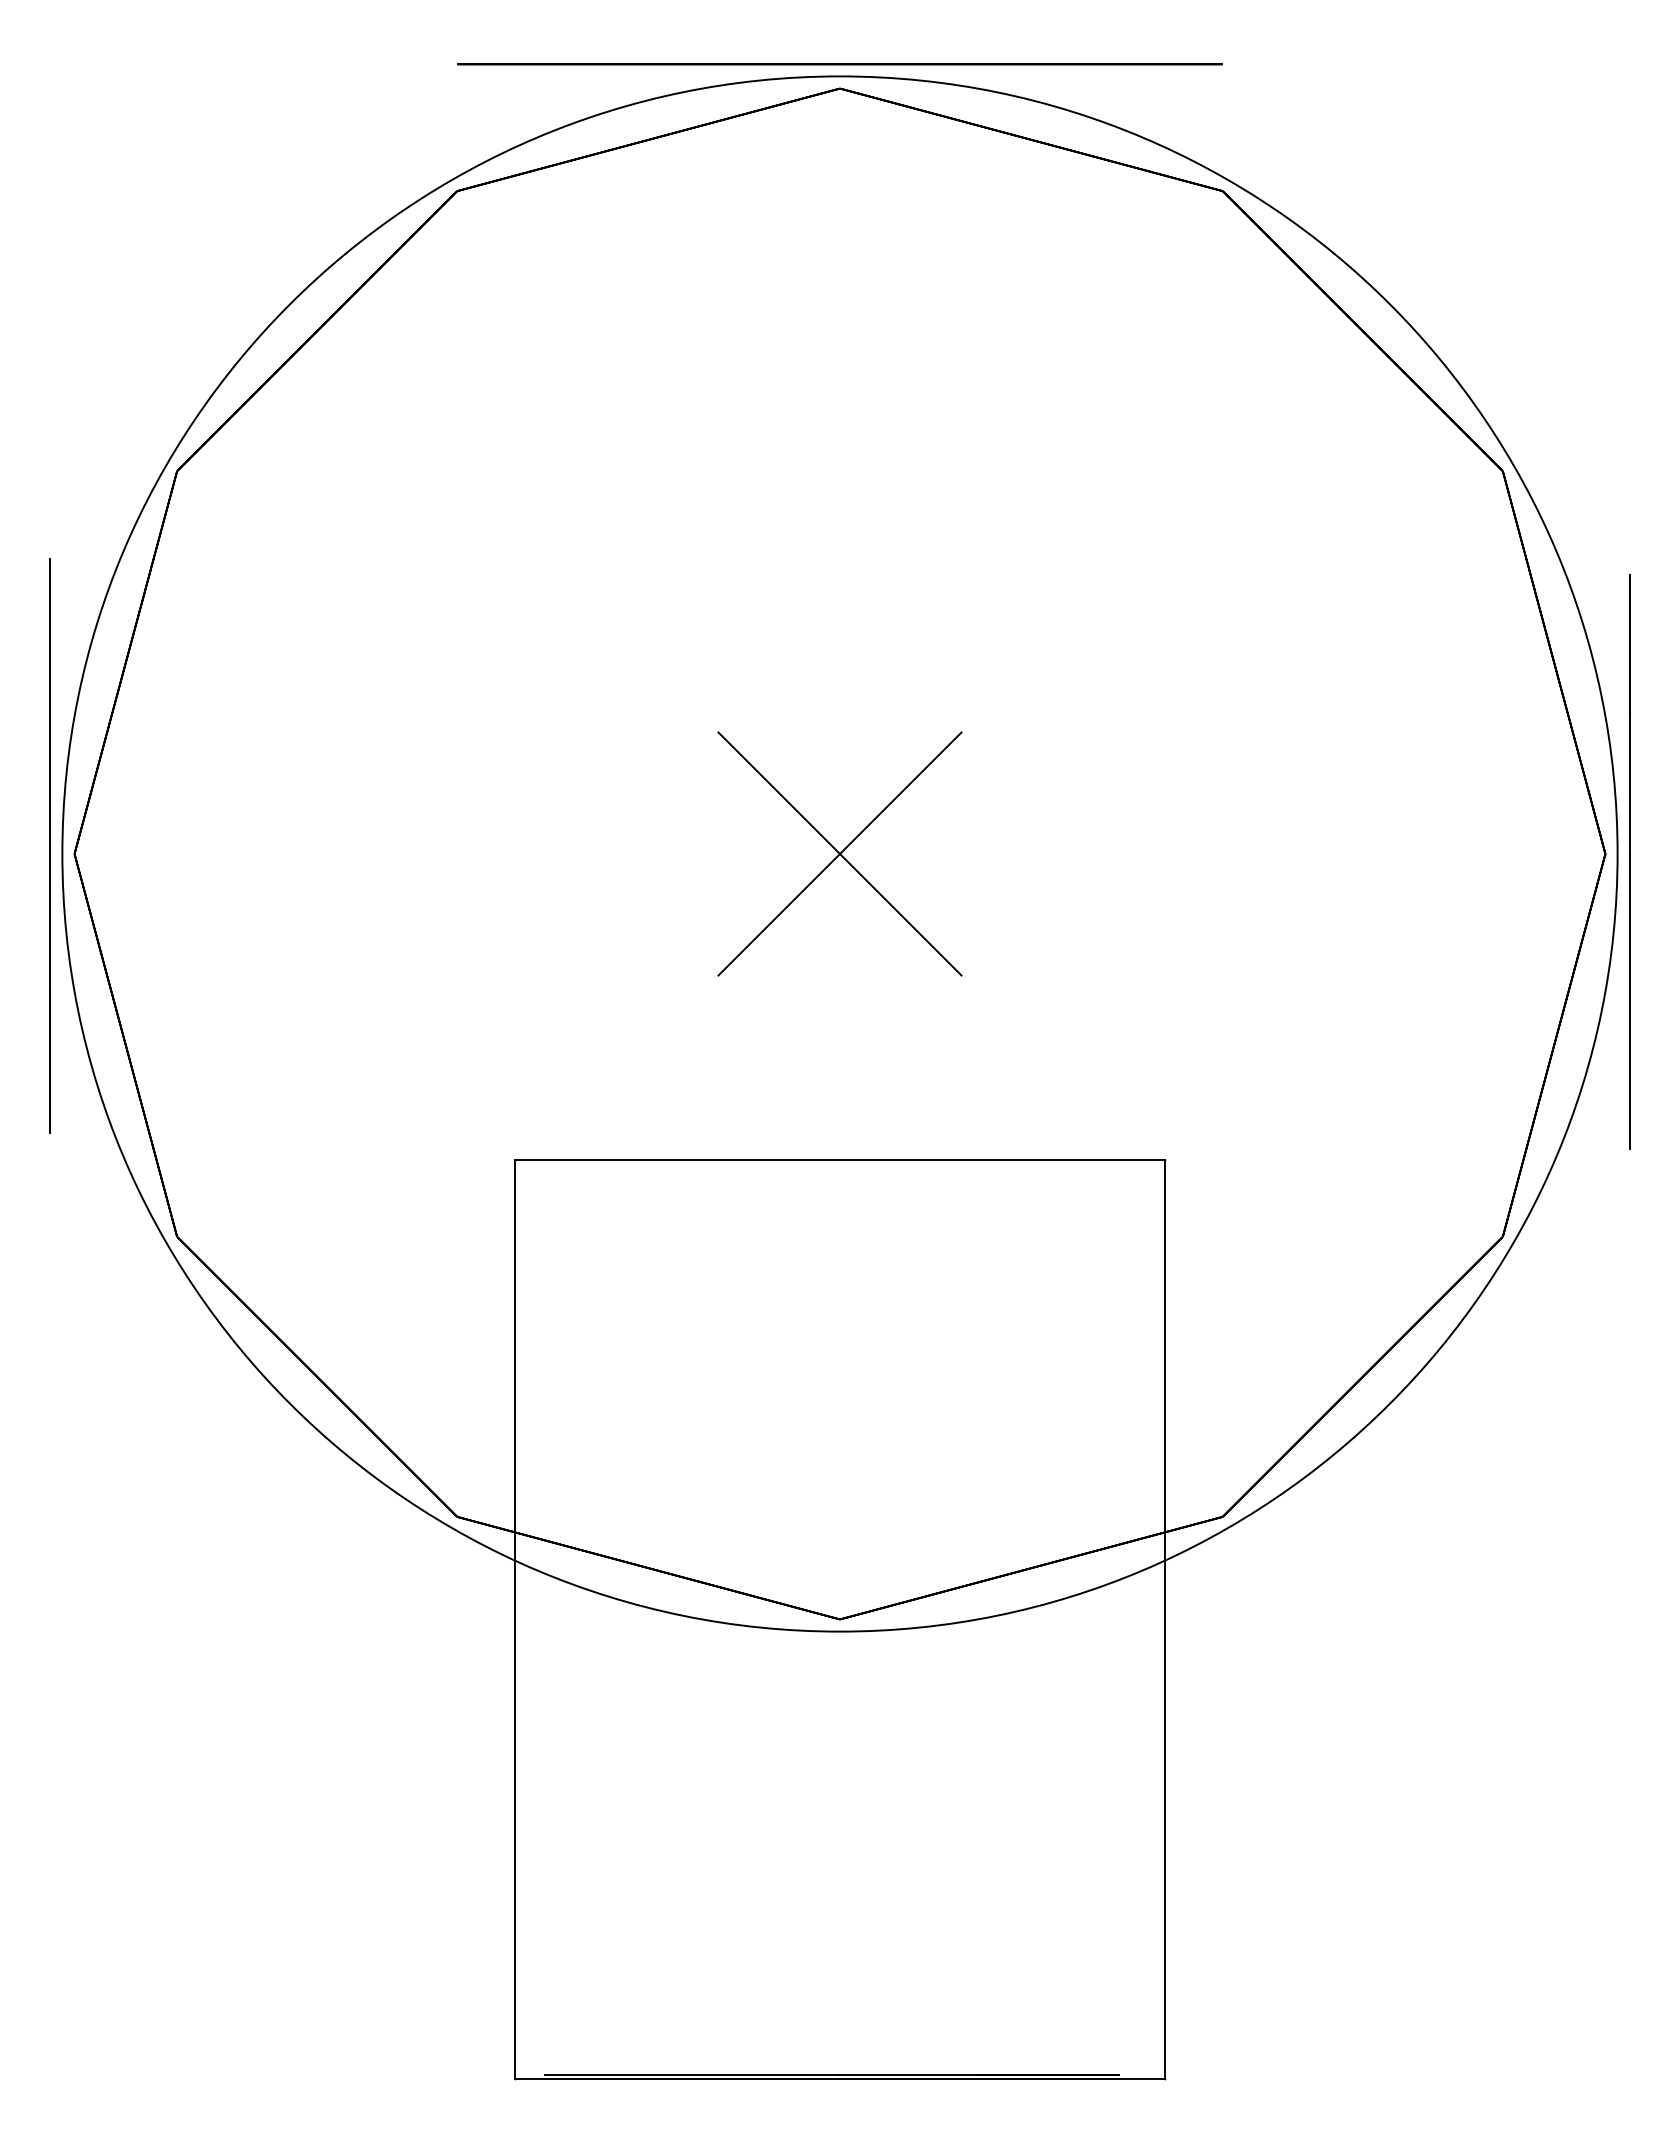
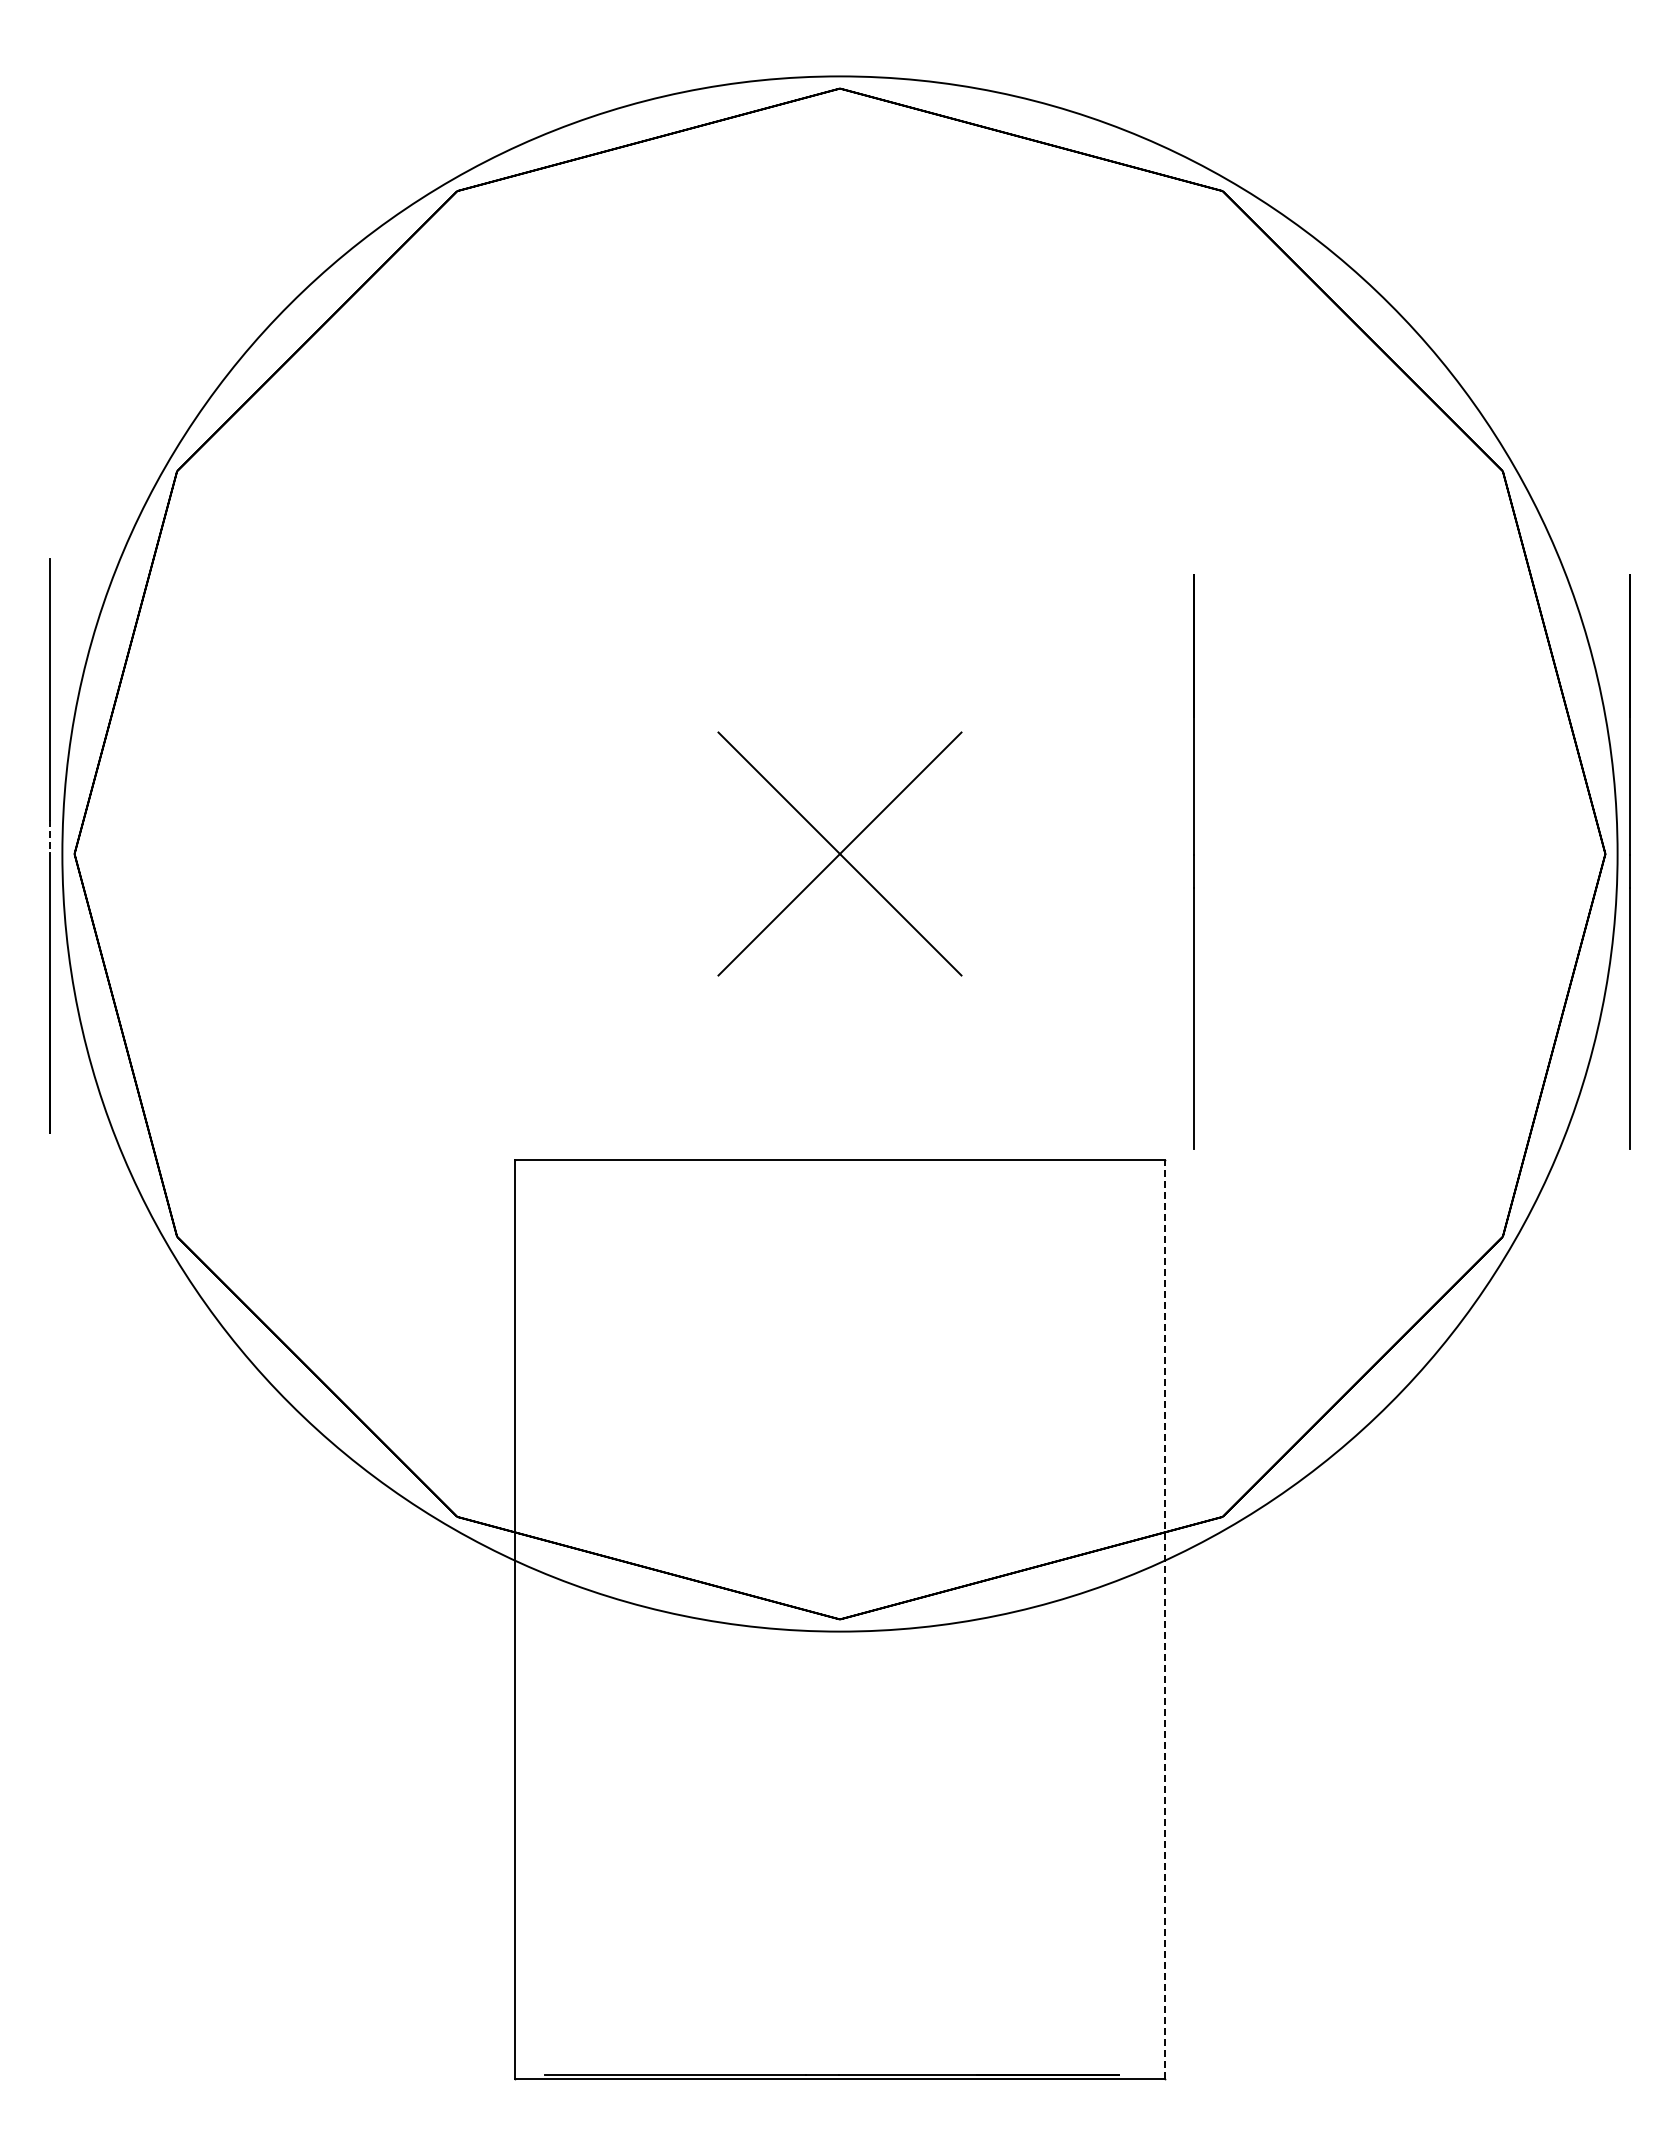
line: present -> none (839, 64)
line: solid -> dashed (50, 837)
line: none -> present (1193, 861)
line: solid -> dashed (1165, 1618)
